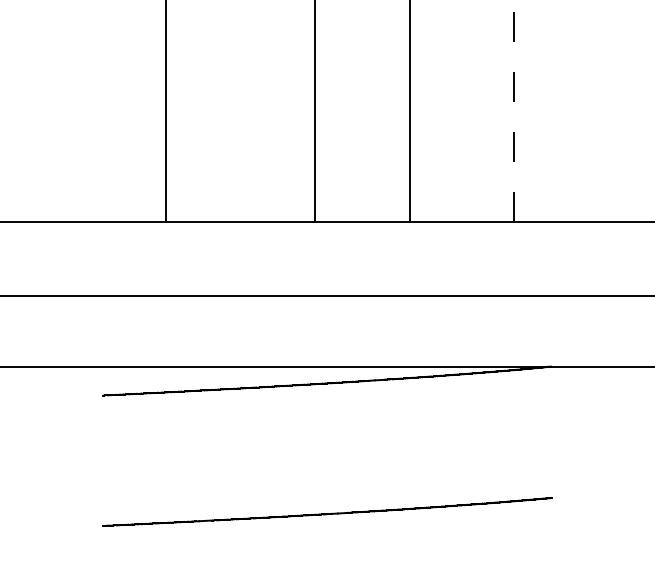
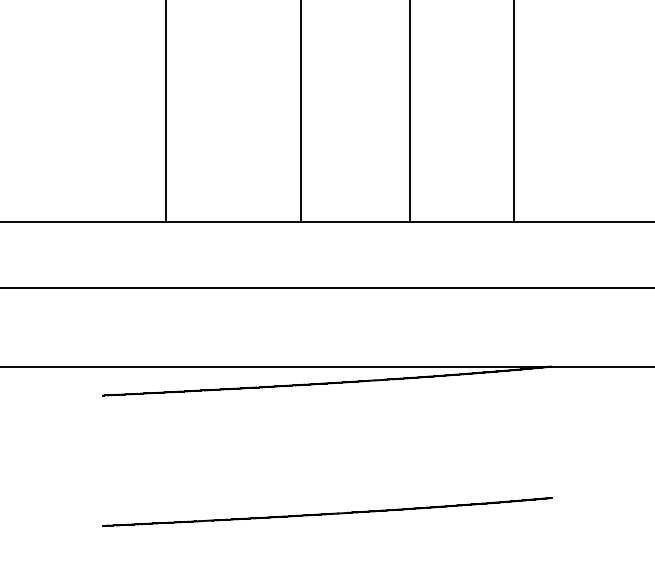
line: dashed -> solid (513, 111)
line position: (314, 112) -> (300, 112) (300, 112)
line position: (326, 295) -> (326, 287) (326, 287)
